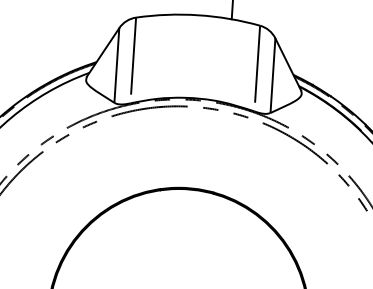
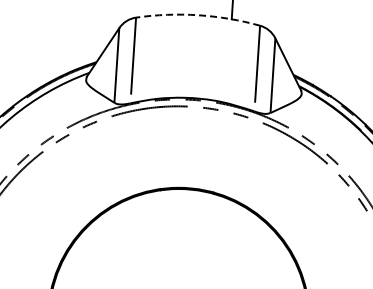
arc: solid -> dashed (198, 15)
